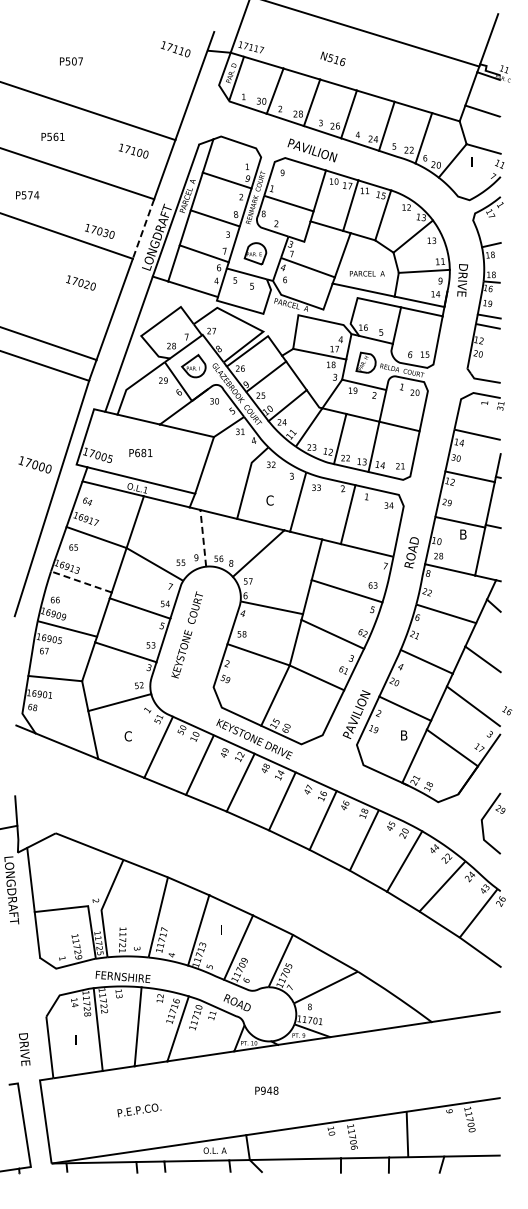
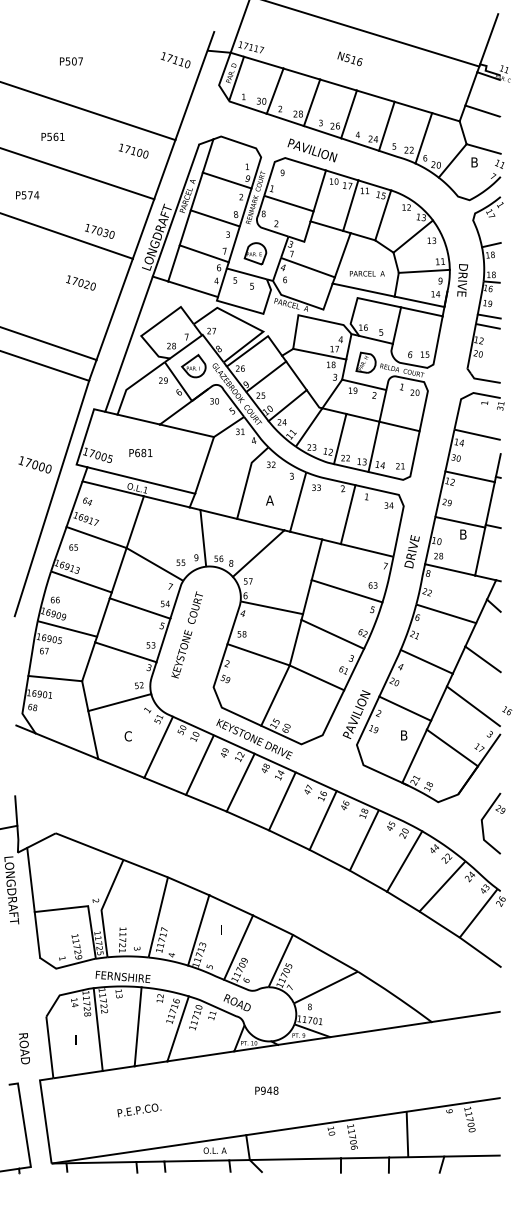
text position: (175, 49) -> (175, 60) (175, 60)
text position: (332, 58) -> (349, 58) (349, 58)
text: I -> B (474, 162)
line: dashed -> solid (143, 229)
text: C -> A (269, 500)
line: dashed -> solid (203, 538)
text: ROAD -> DRIVE (412, 551)
line: dashed -> solid (80, 581)
text: DRIVE -> ROAD (24, 1050)
